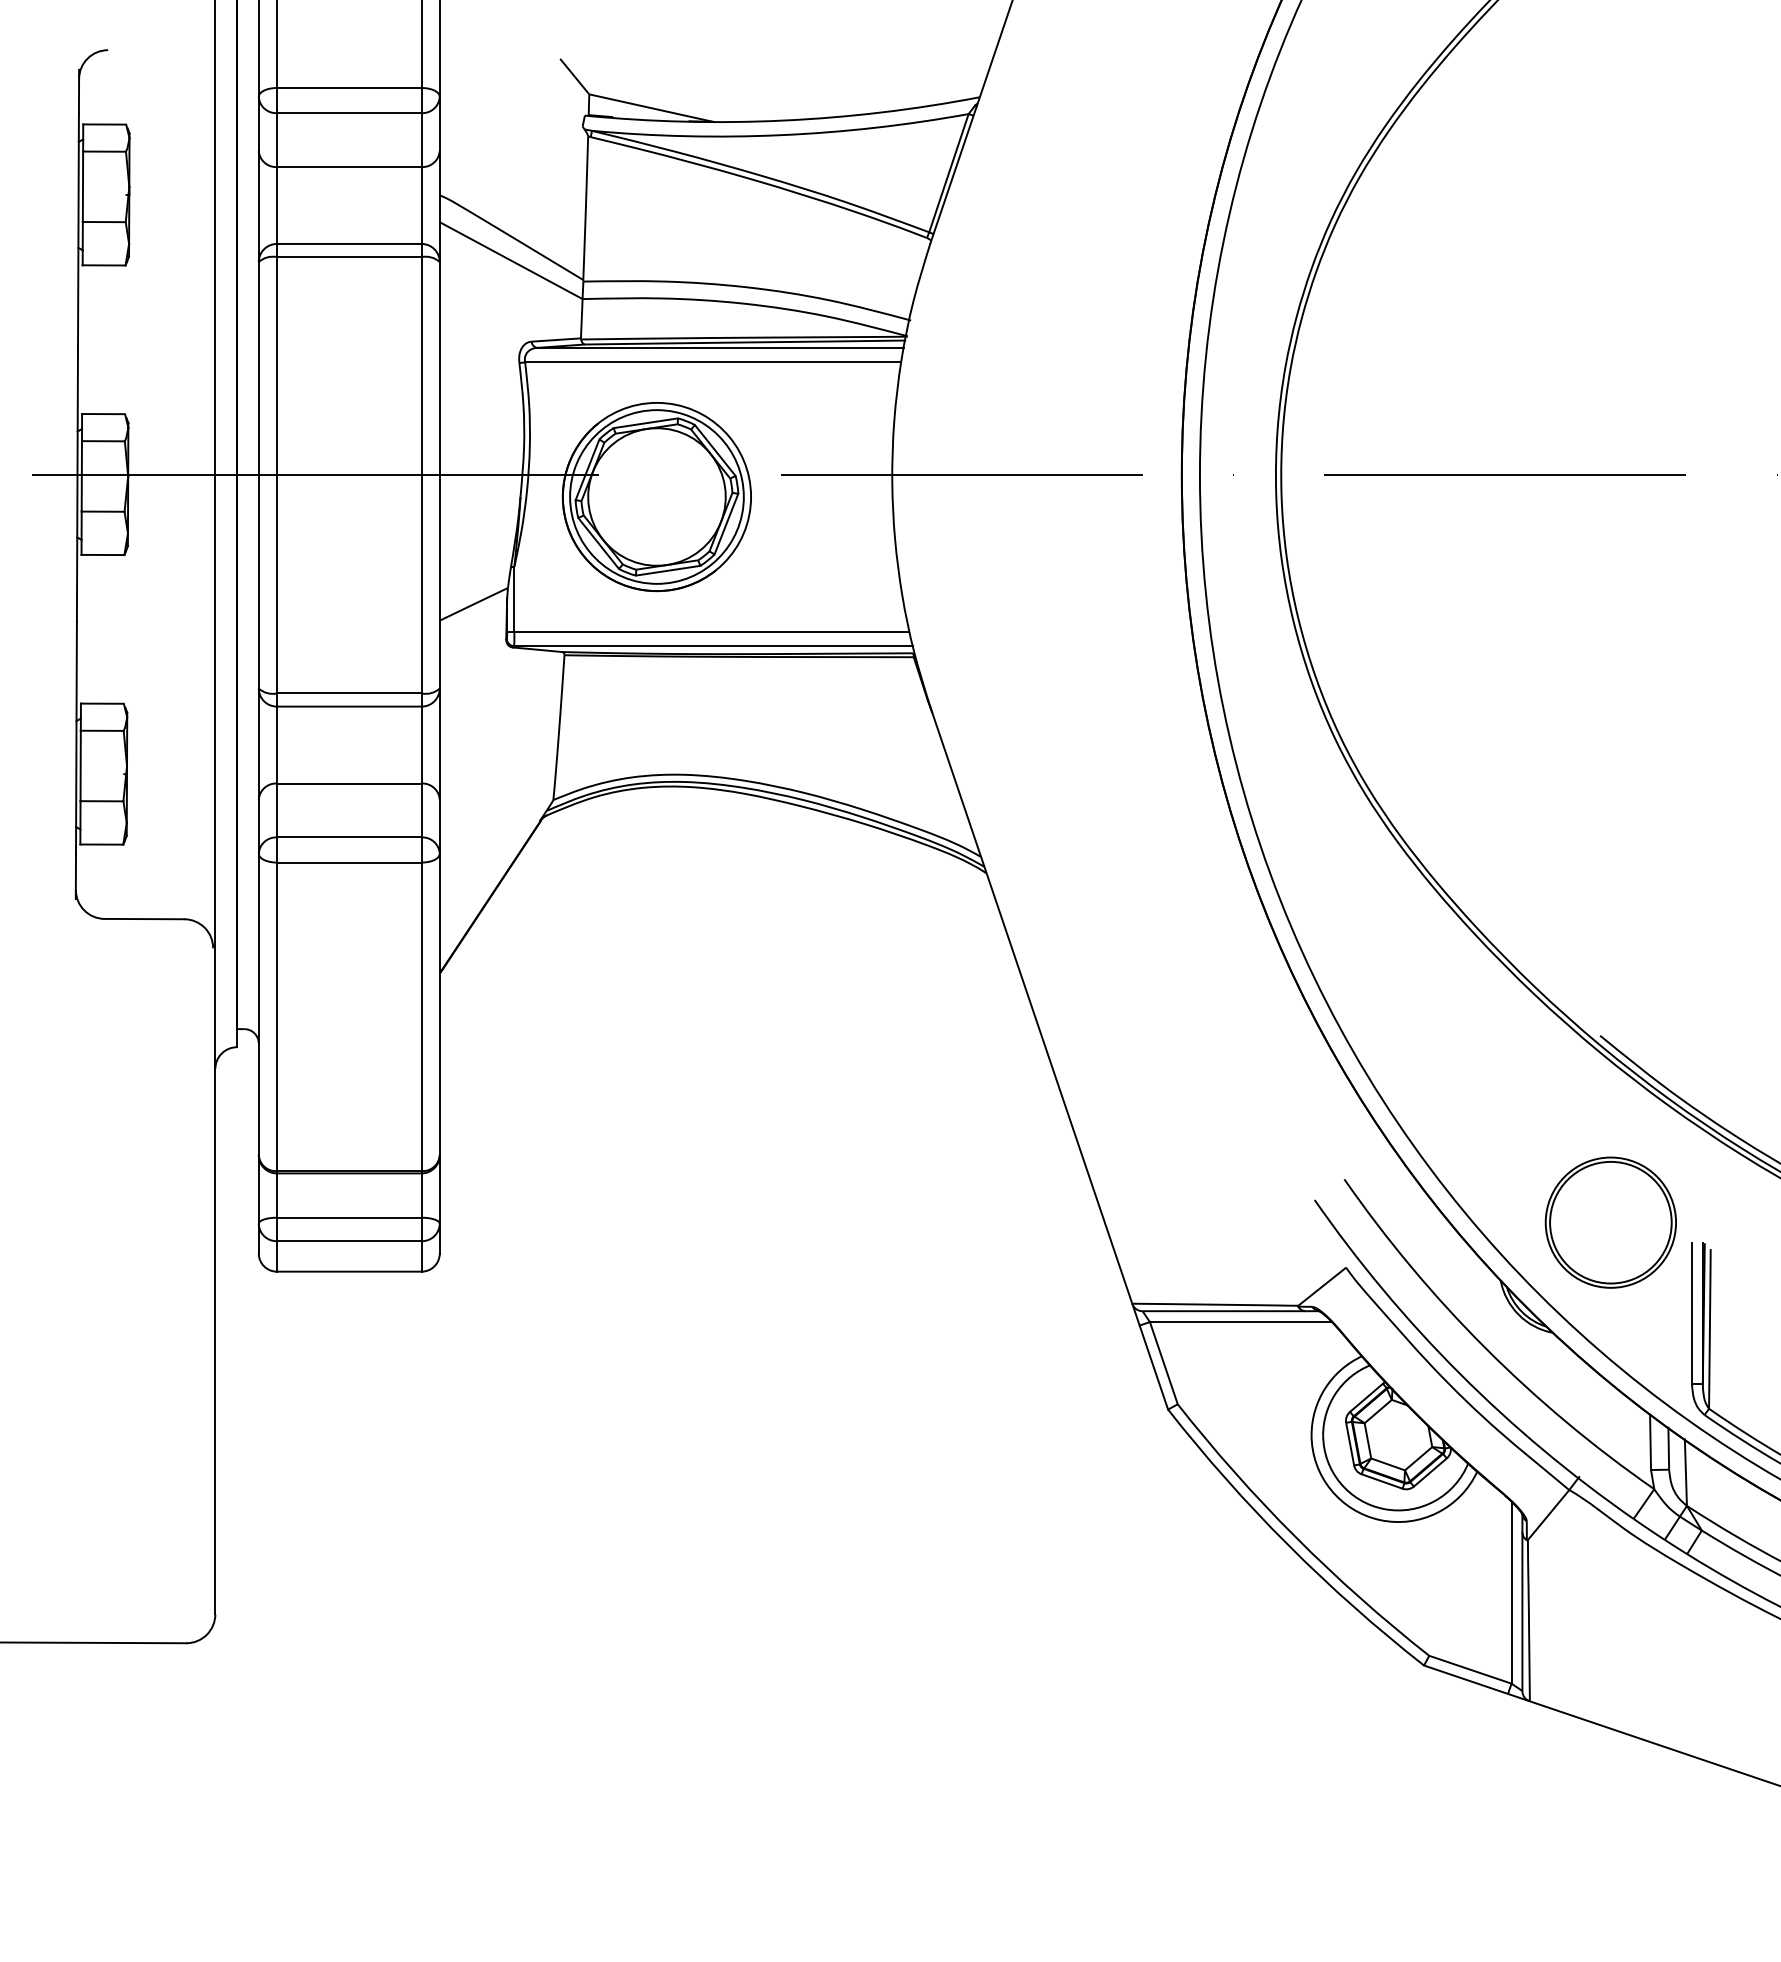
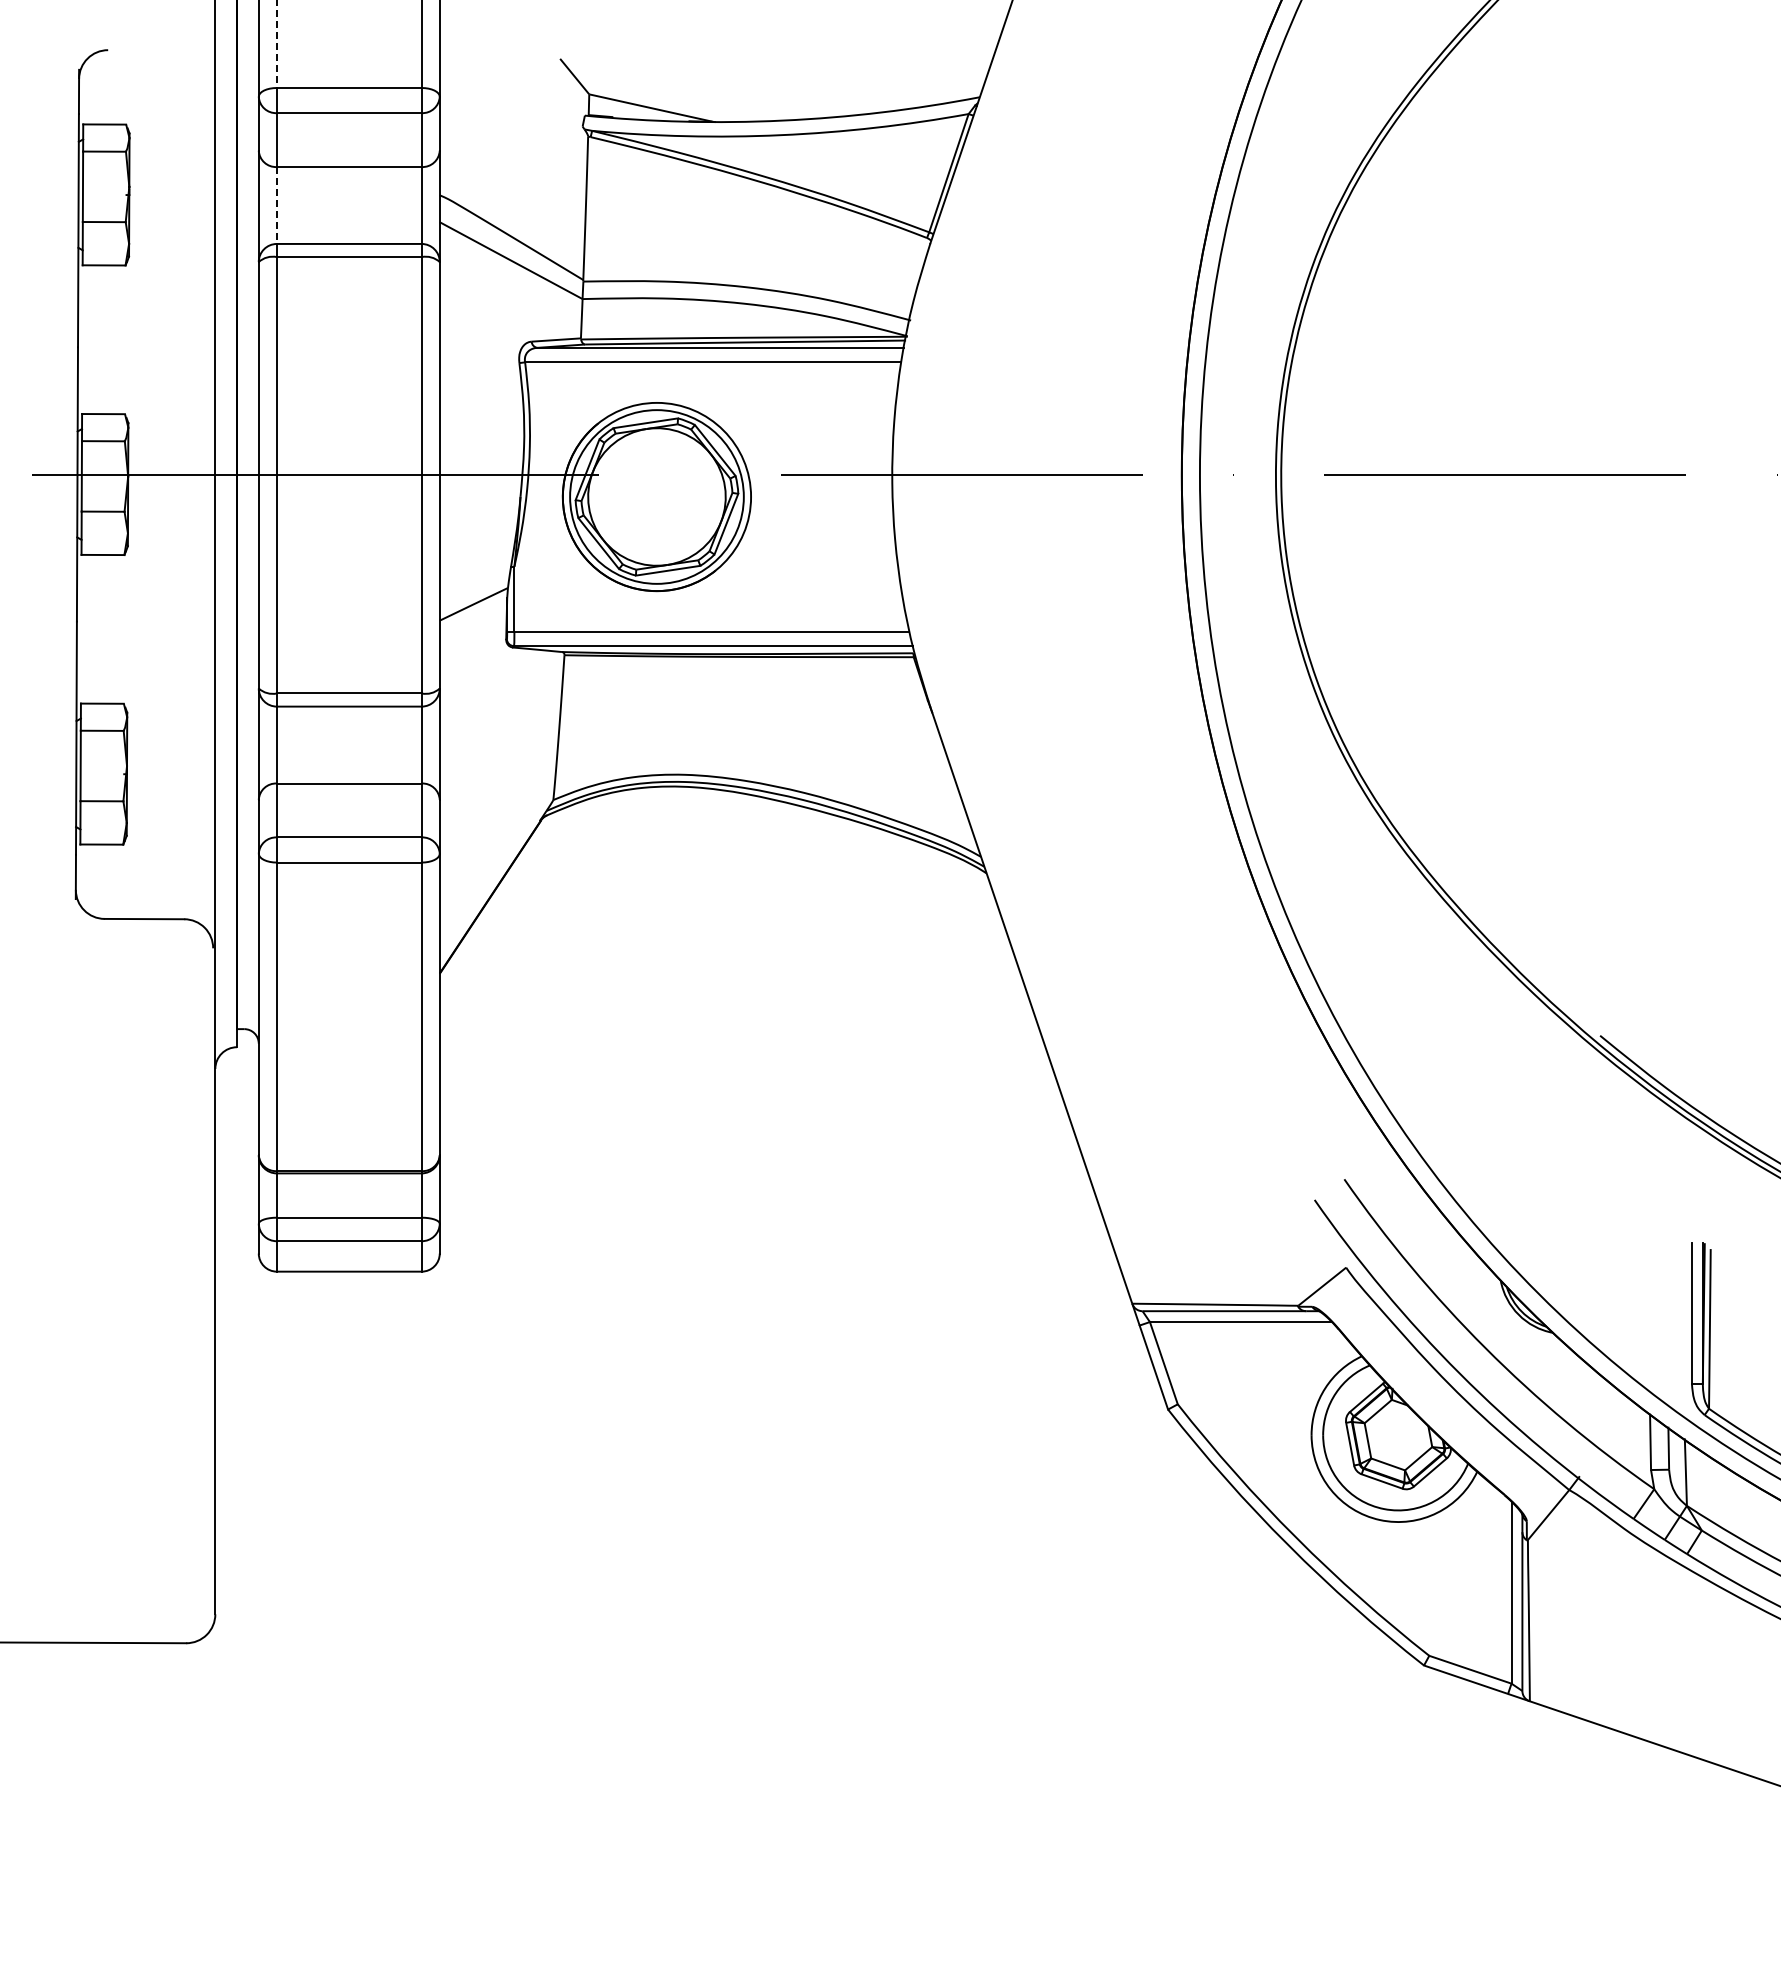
line: solid -> dashed (276, 44)
line: solid -> dashed (276, 206)
part: present -> none (1610, 1222)
